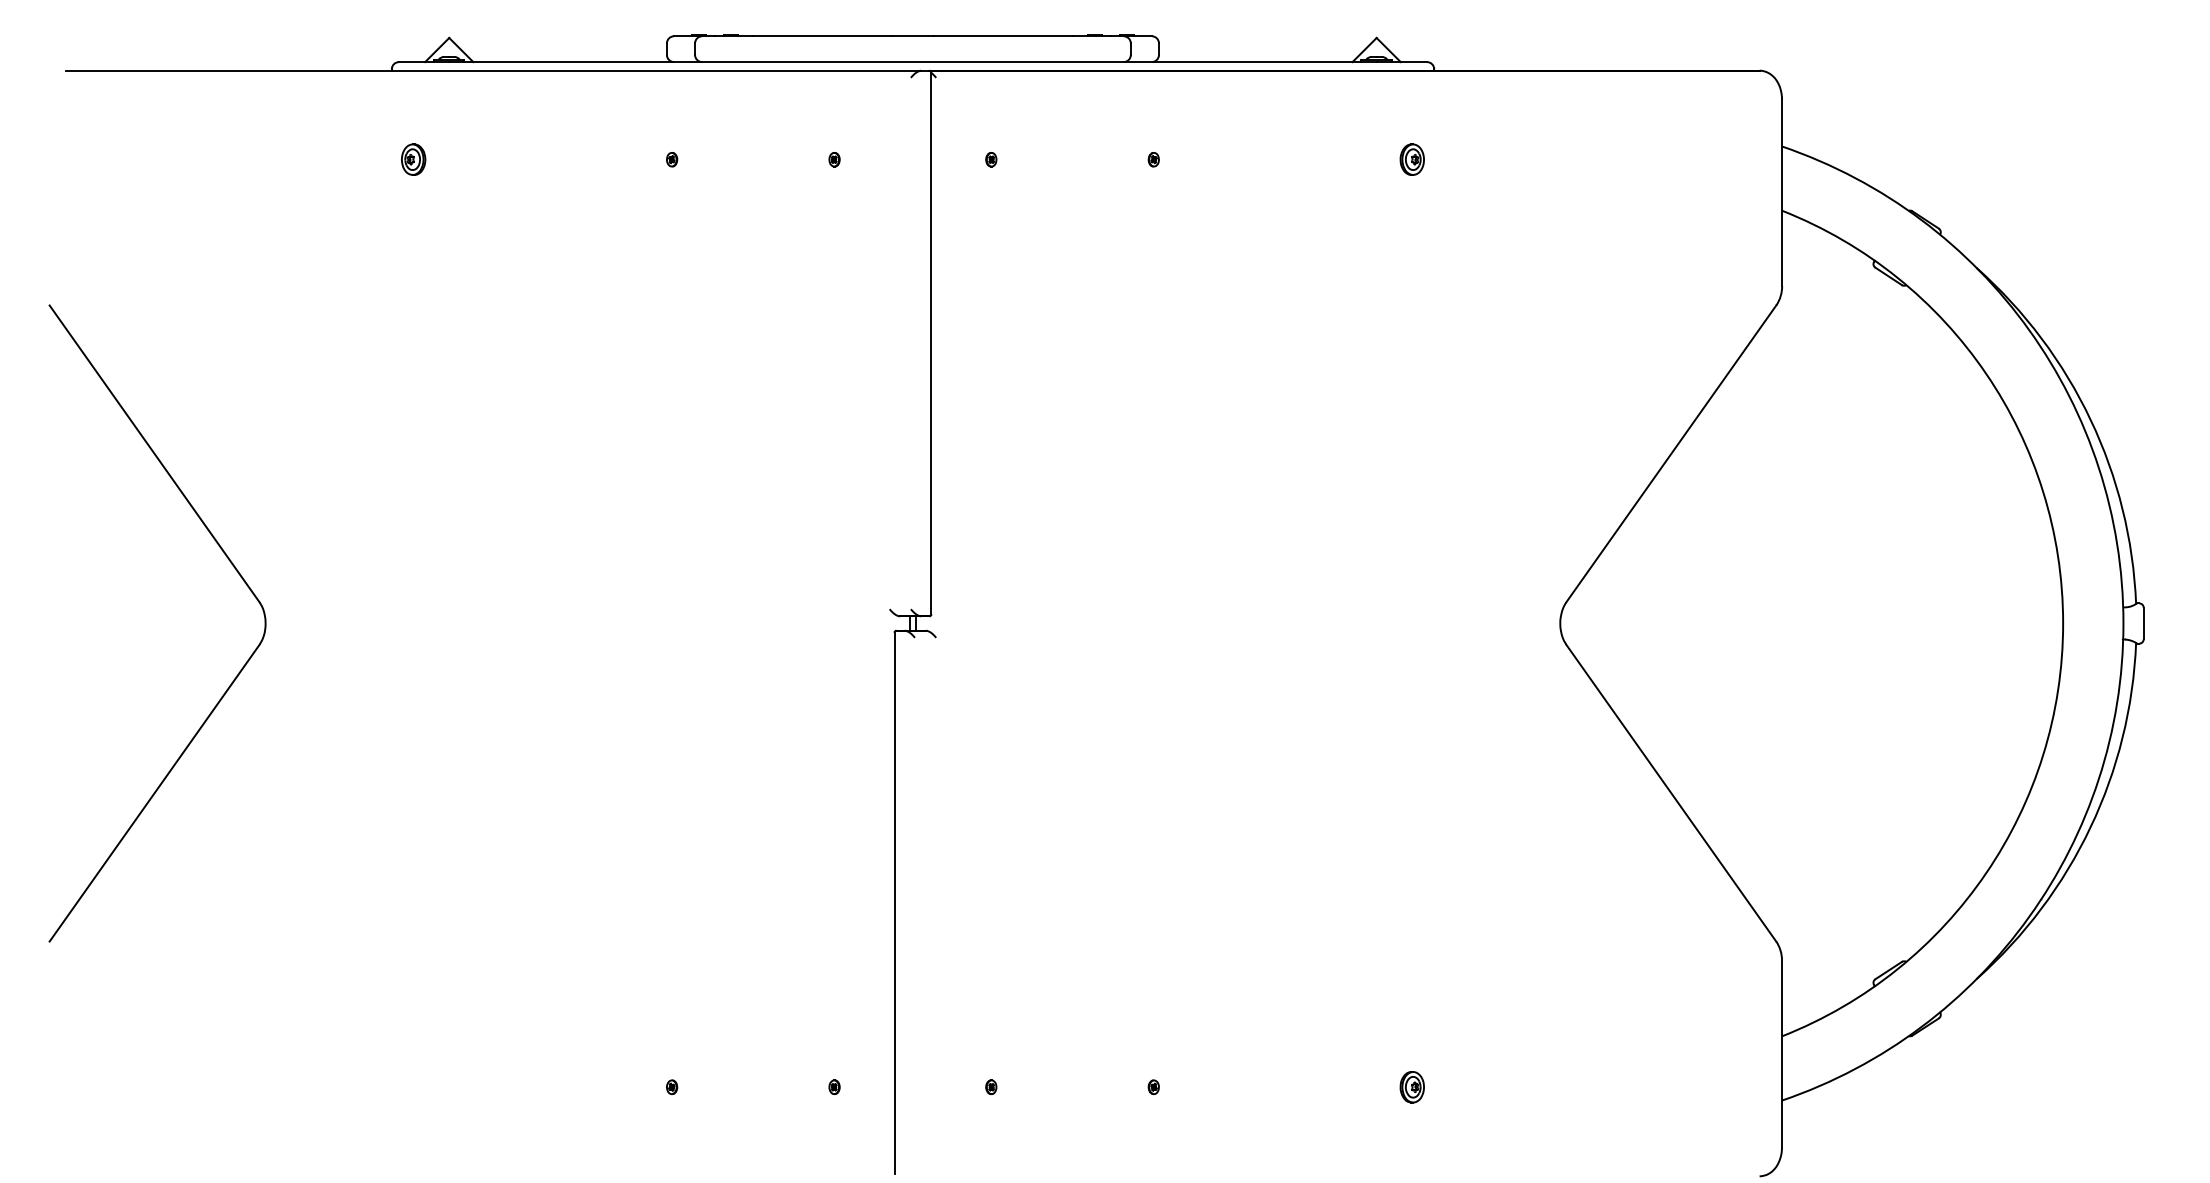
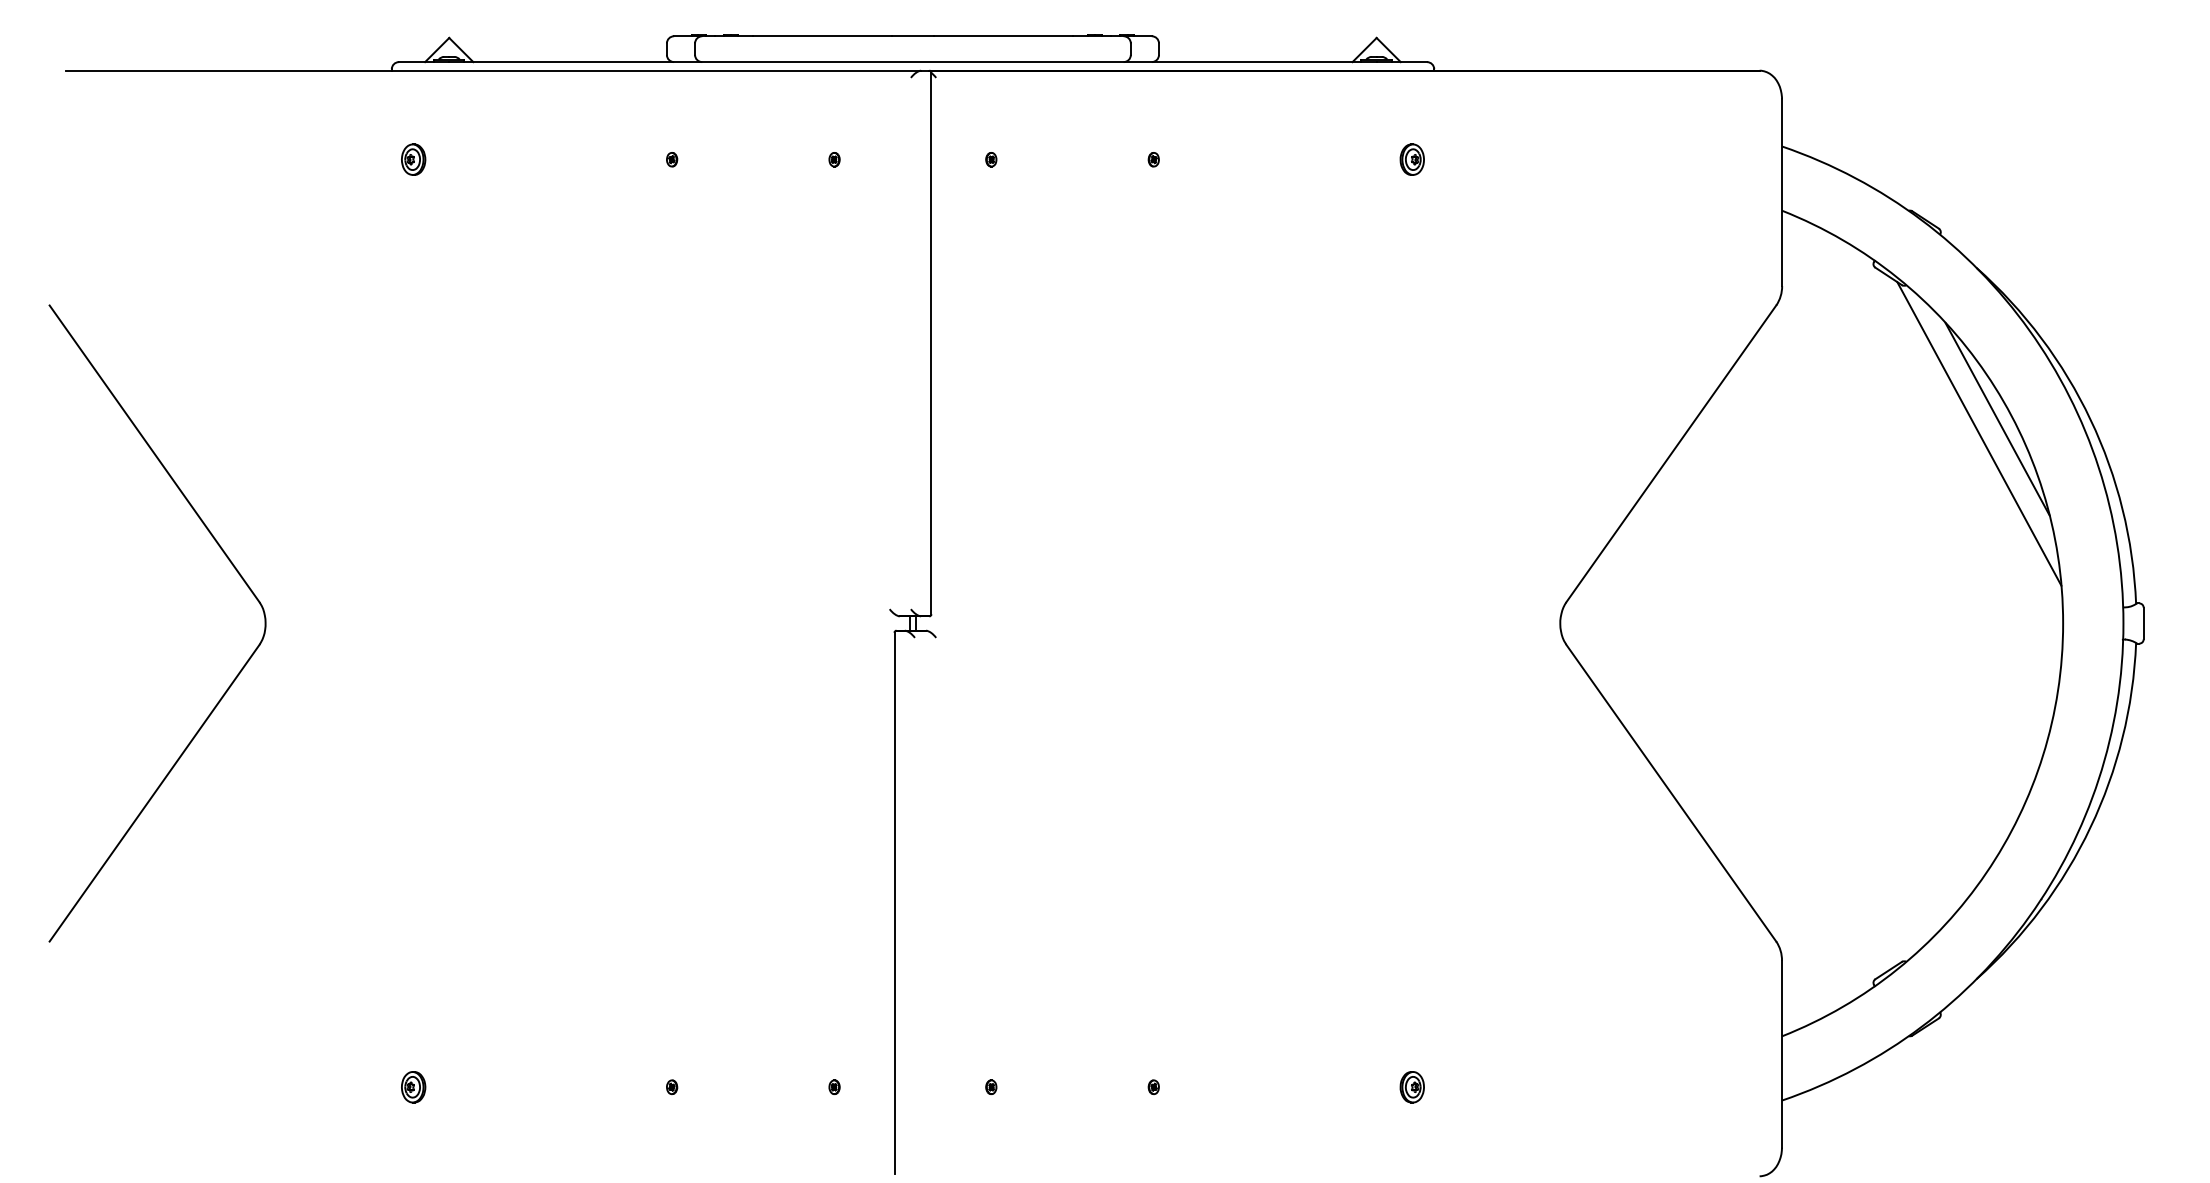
line: none -> present (1997, 419)
line: none -> present (1979, 433)
part: none -> present (413, 1087)
